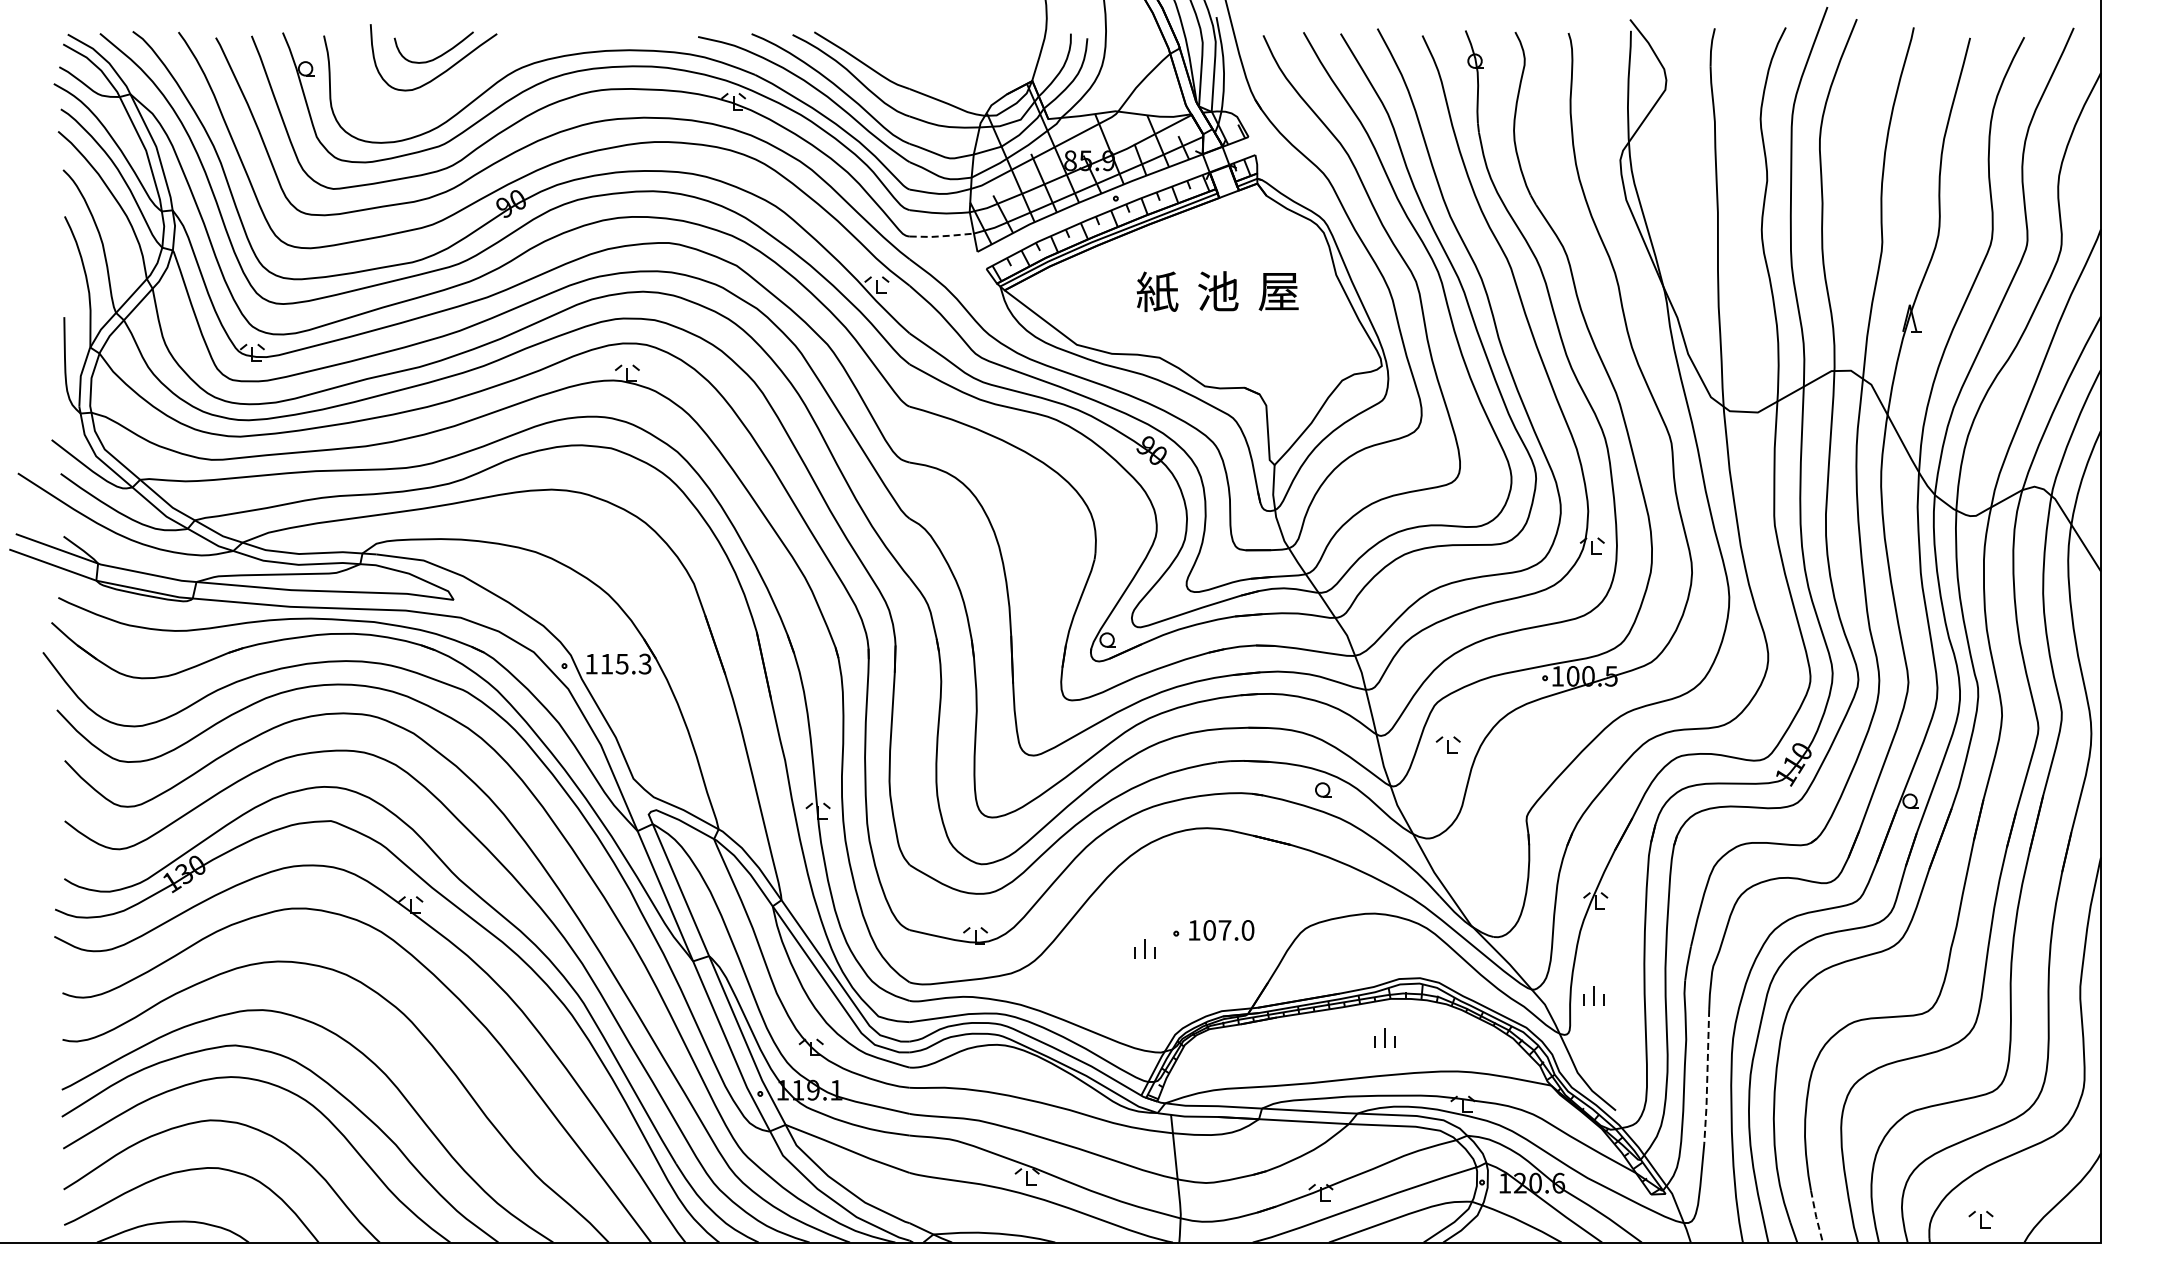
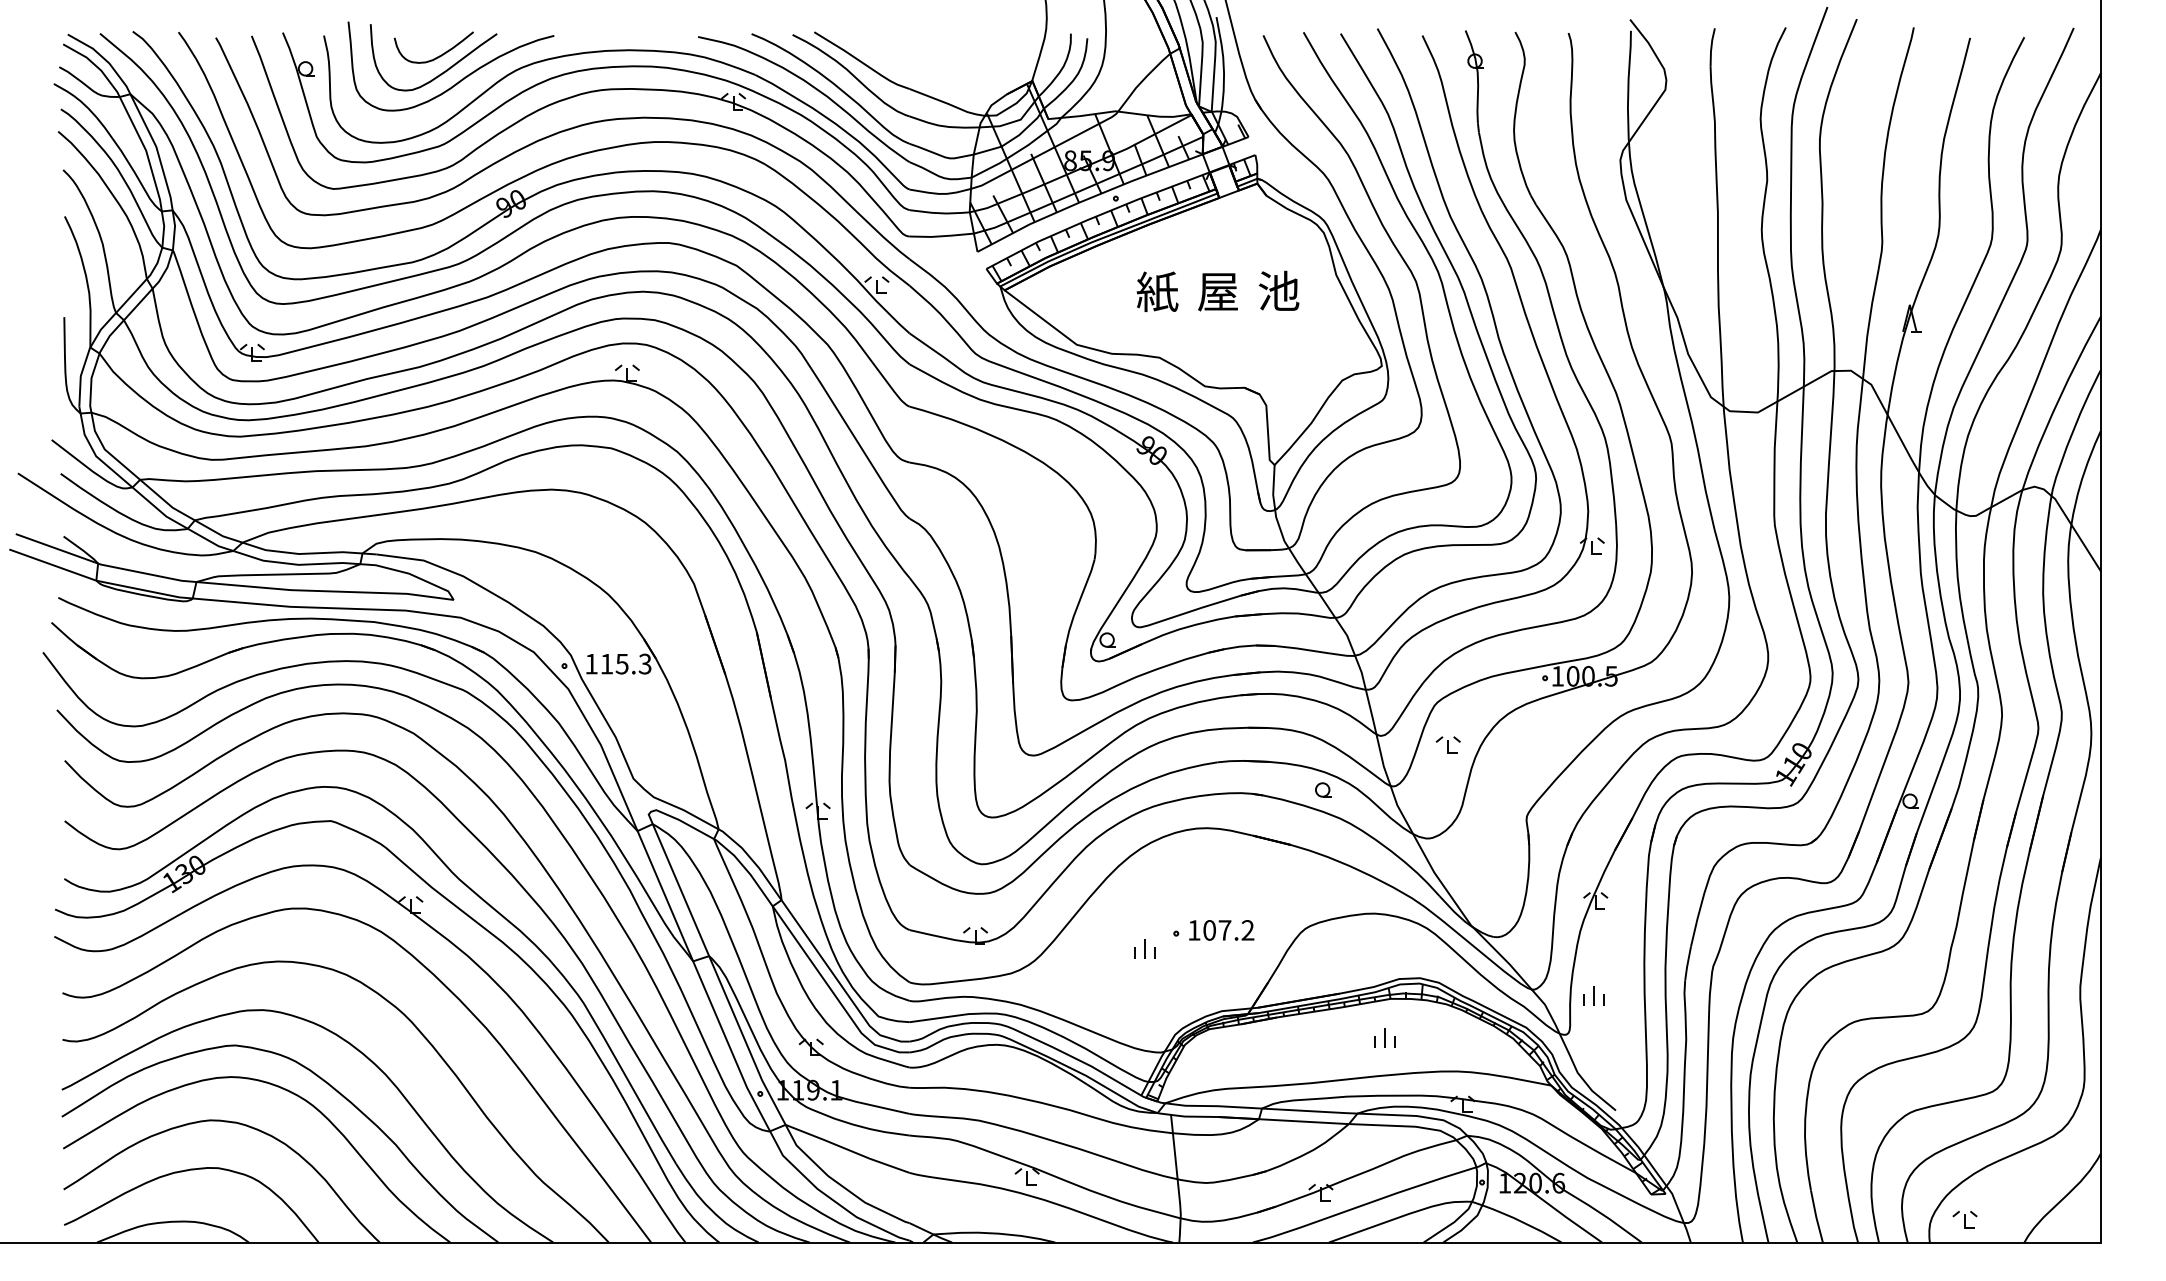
curve: none -> present (459, 80)
line: dashed -> solid (941, 236)
text: 屋 -> 池 (1278, 290)
text: 池 -> 屋 (1218, 291)
text: 107.0 -> 107.2 (1247, 930)
line: dashed -> solid (1707, 1077)
line: dashed -> solid (1816, 1217)
part position: (1980, 1219) -> (1964, 1219) (1964, 1219)
